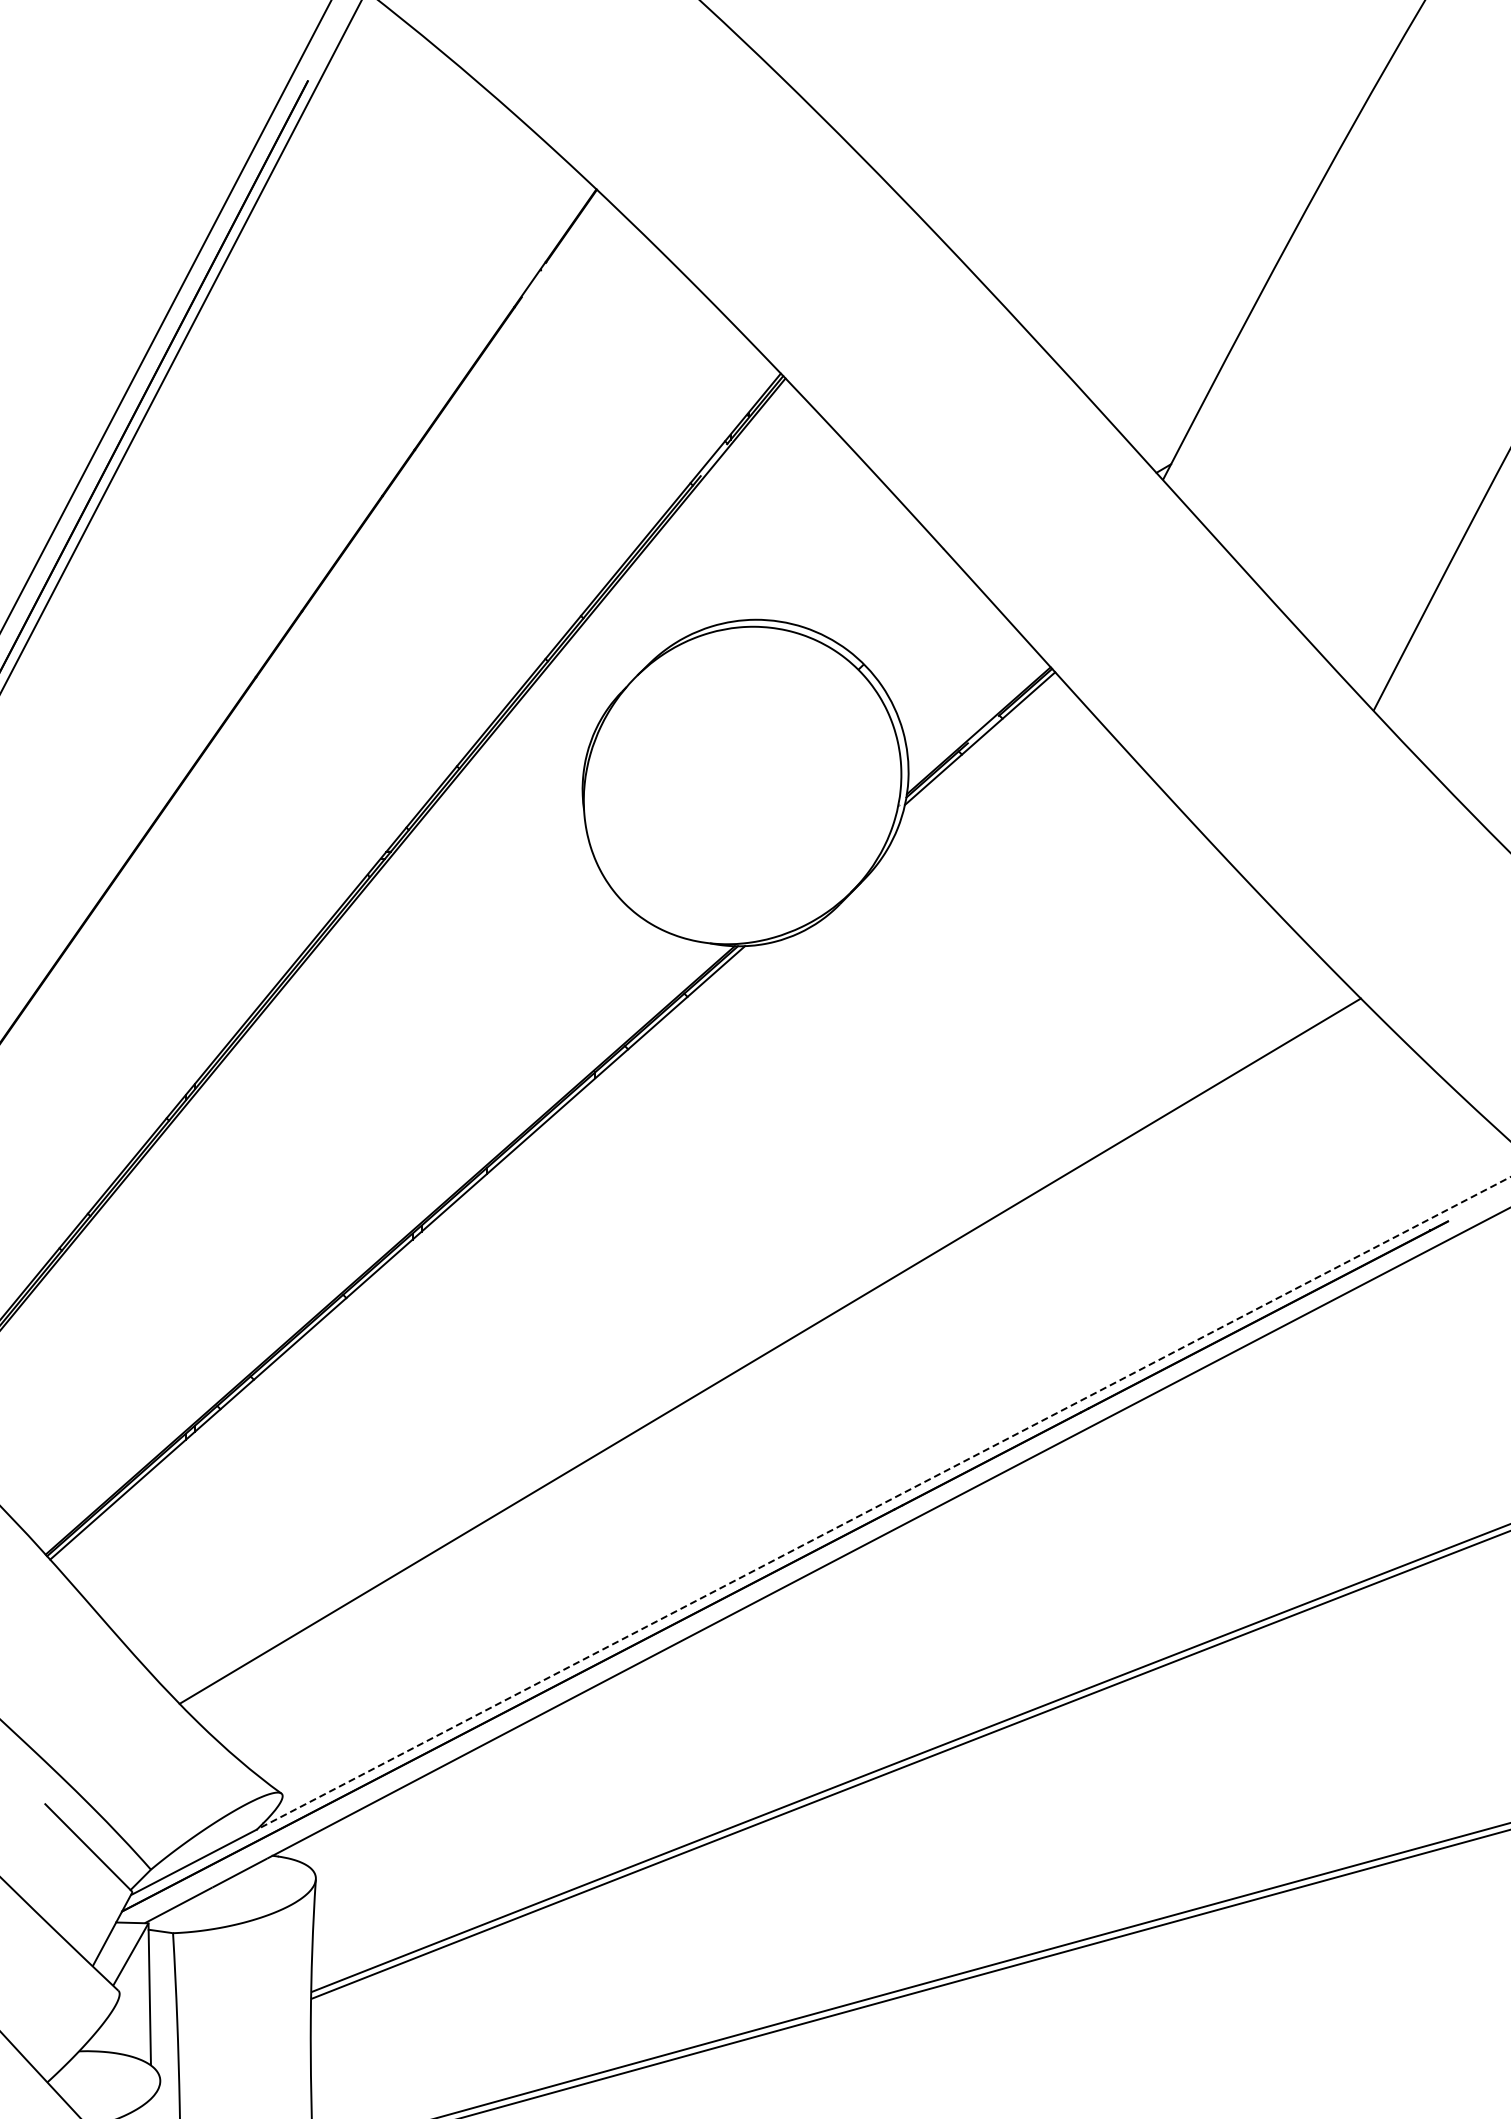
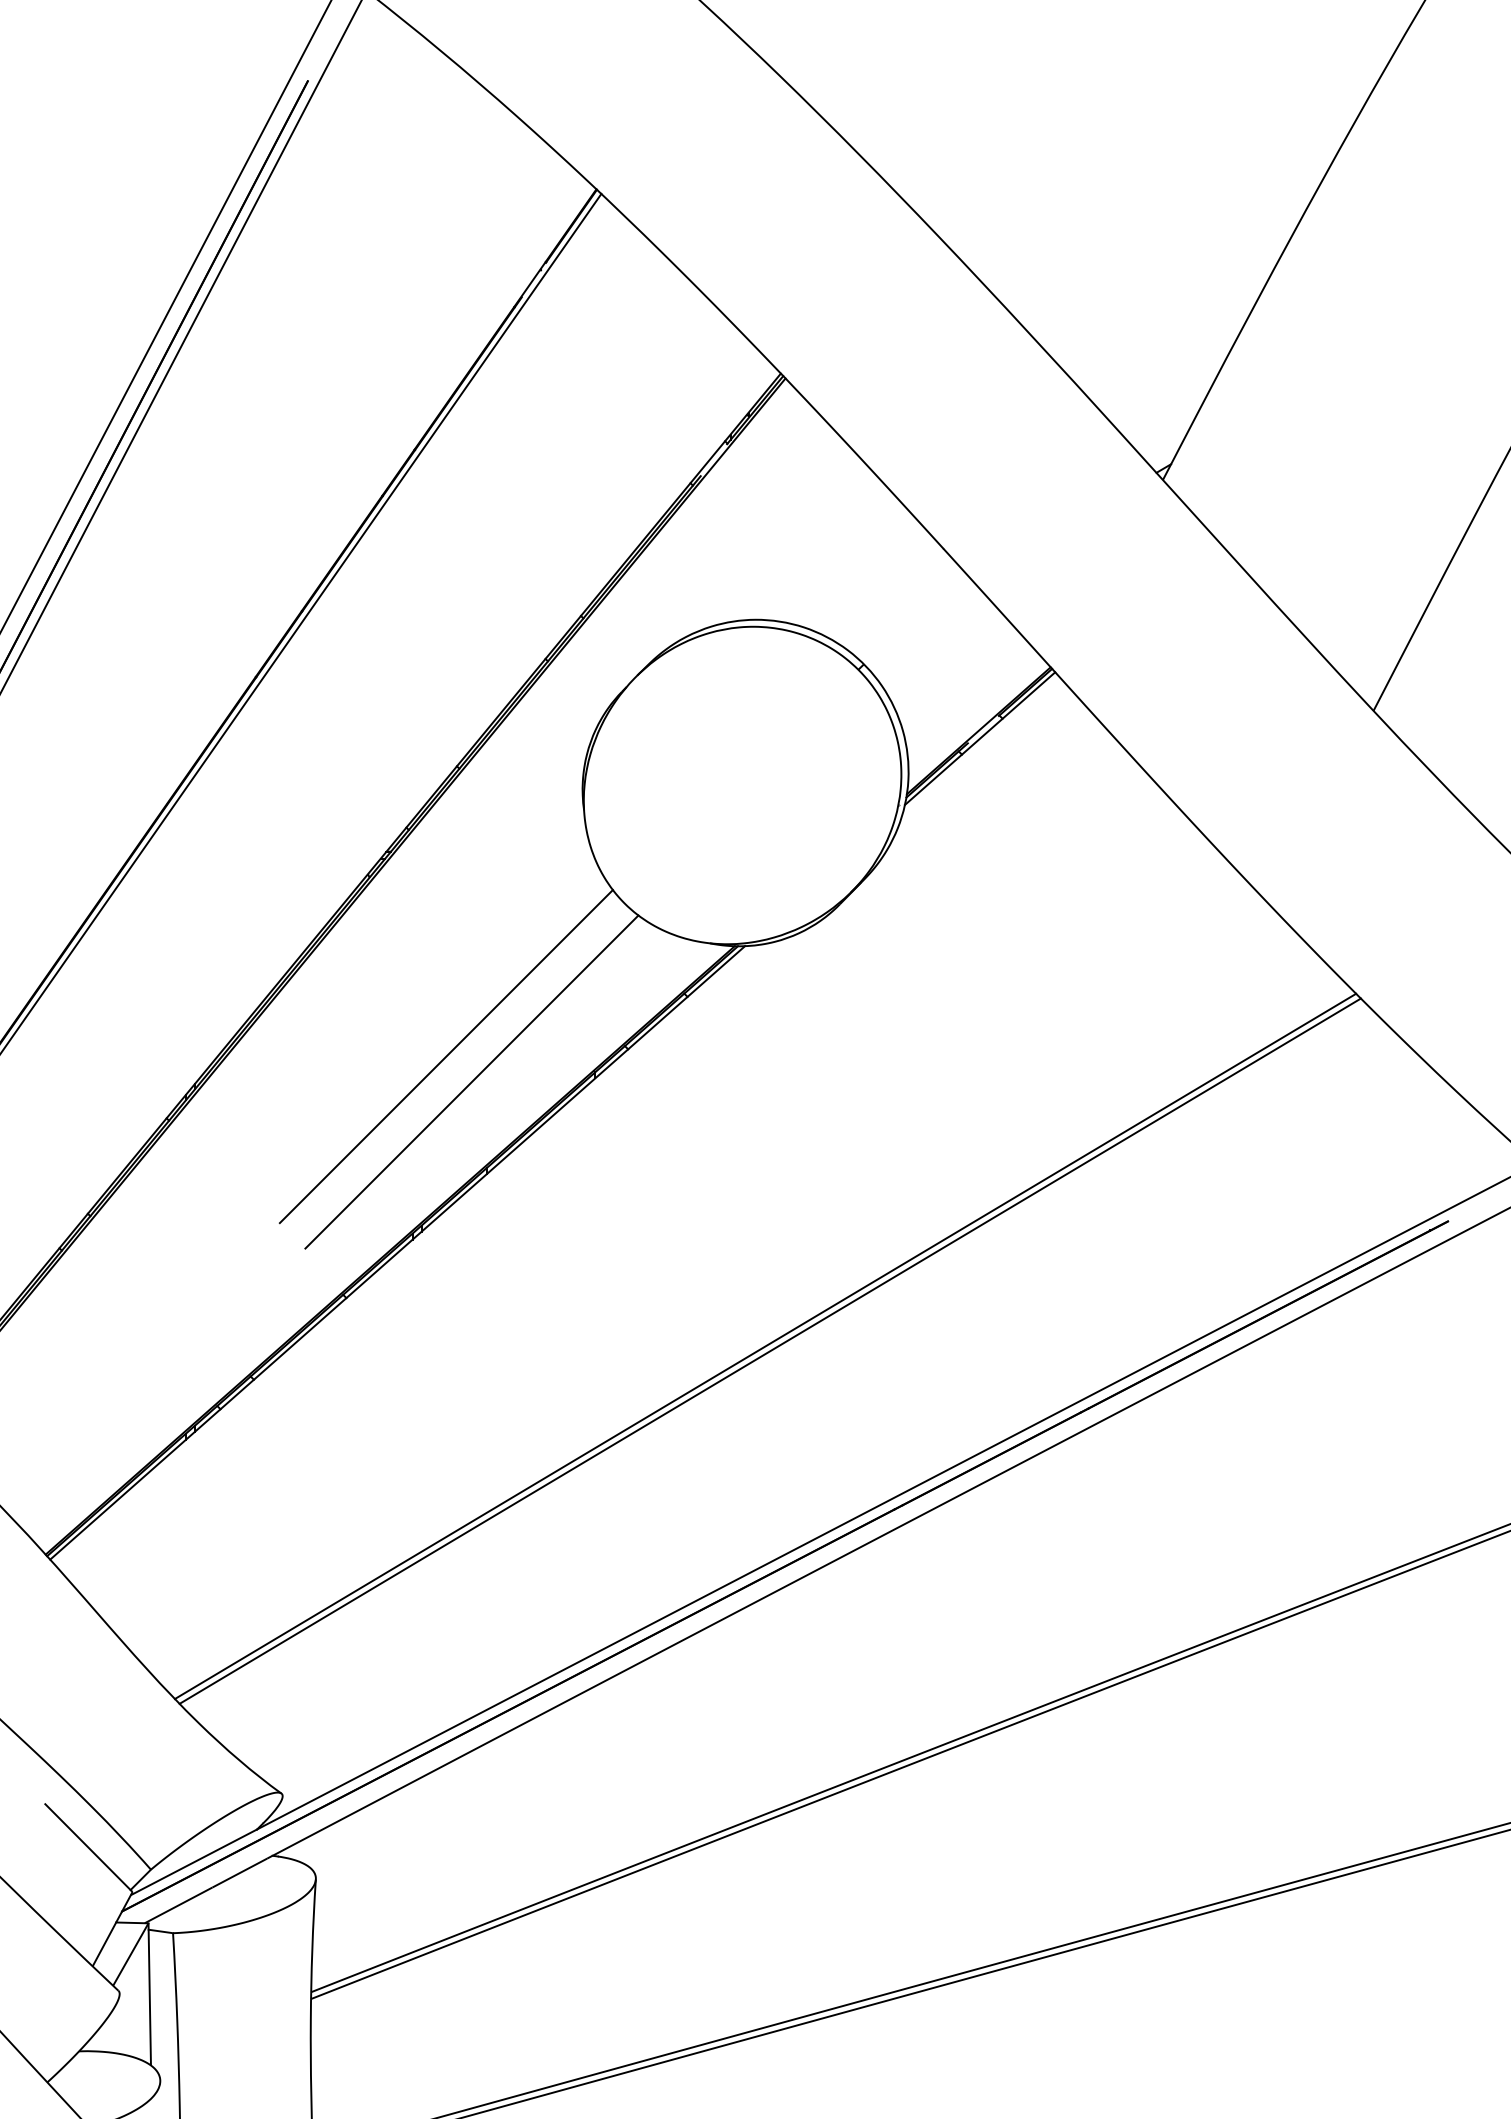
line: none -> present (301, 622)
line: none -> present (445, 1056)
line: none -> present (471, 1081)
line: none -> present (765, 1346)
line: dashed -> solid (883, 1503)
